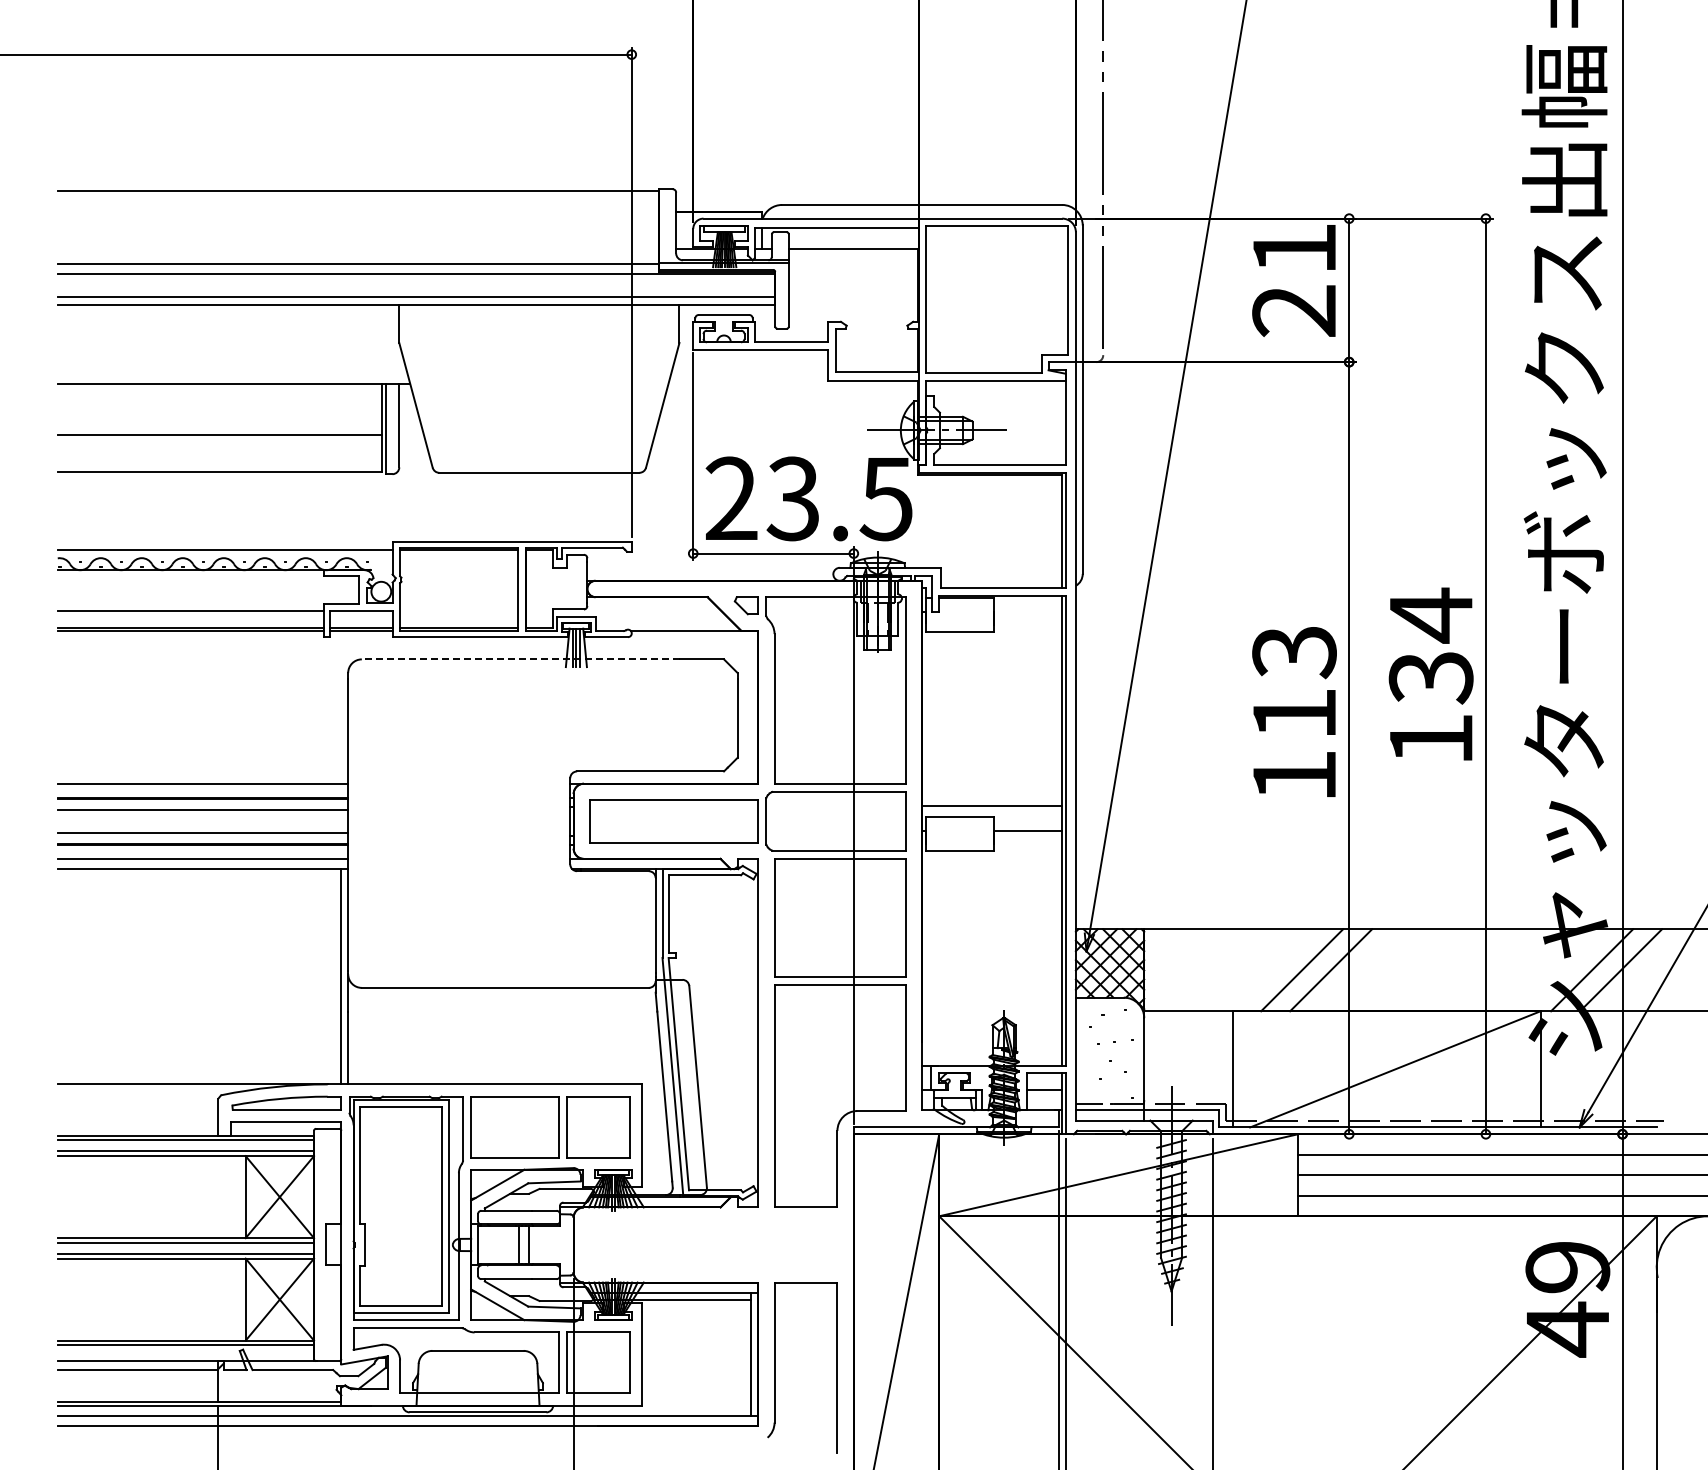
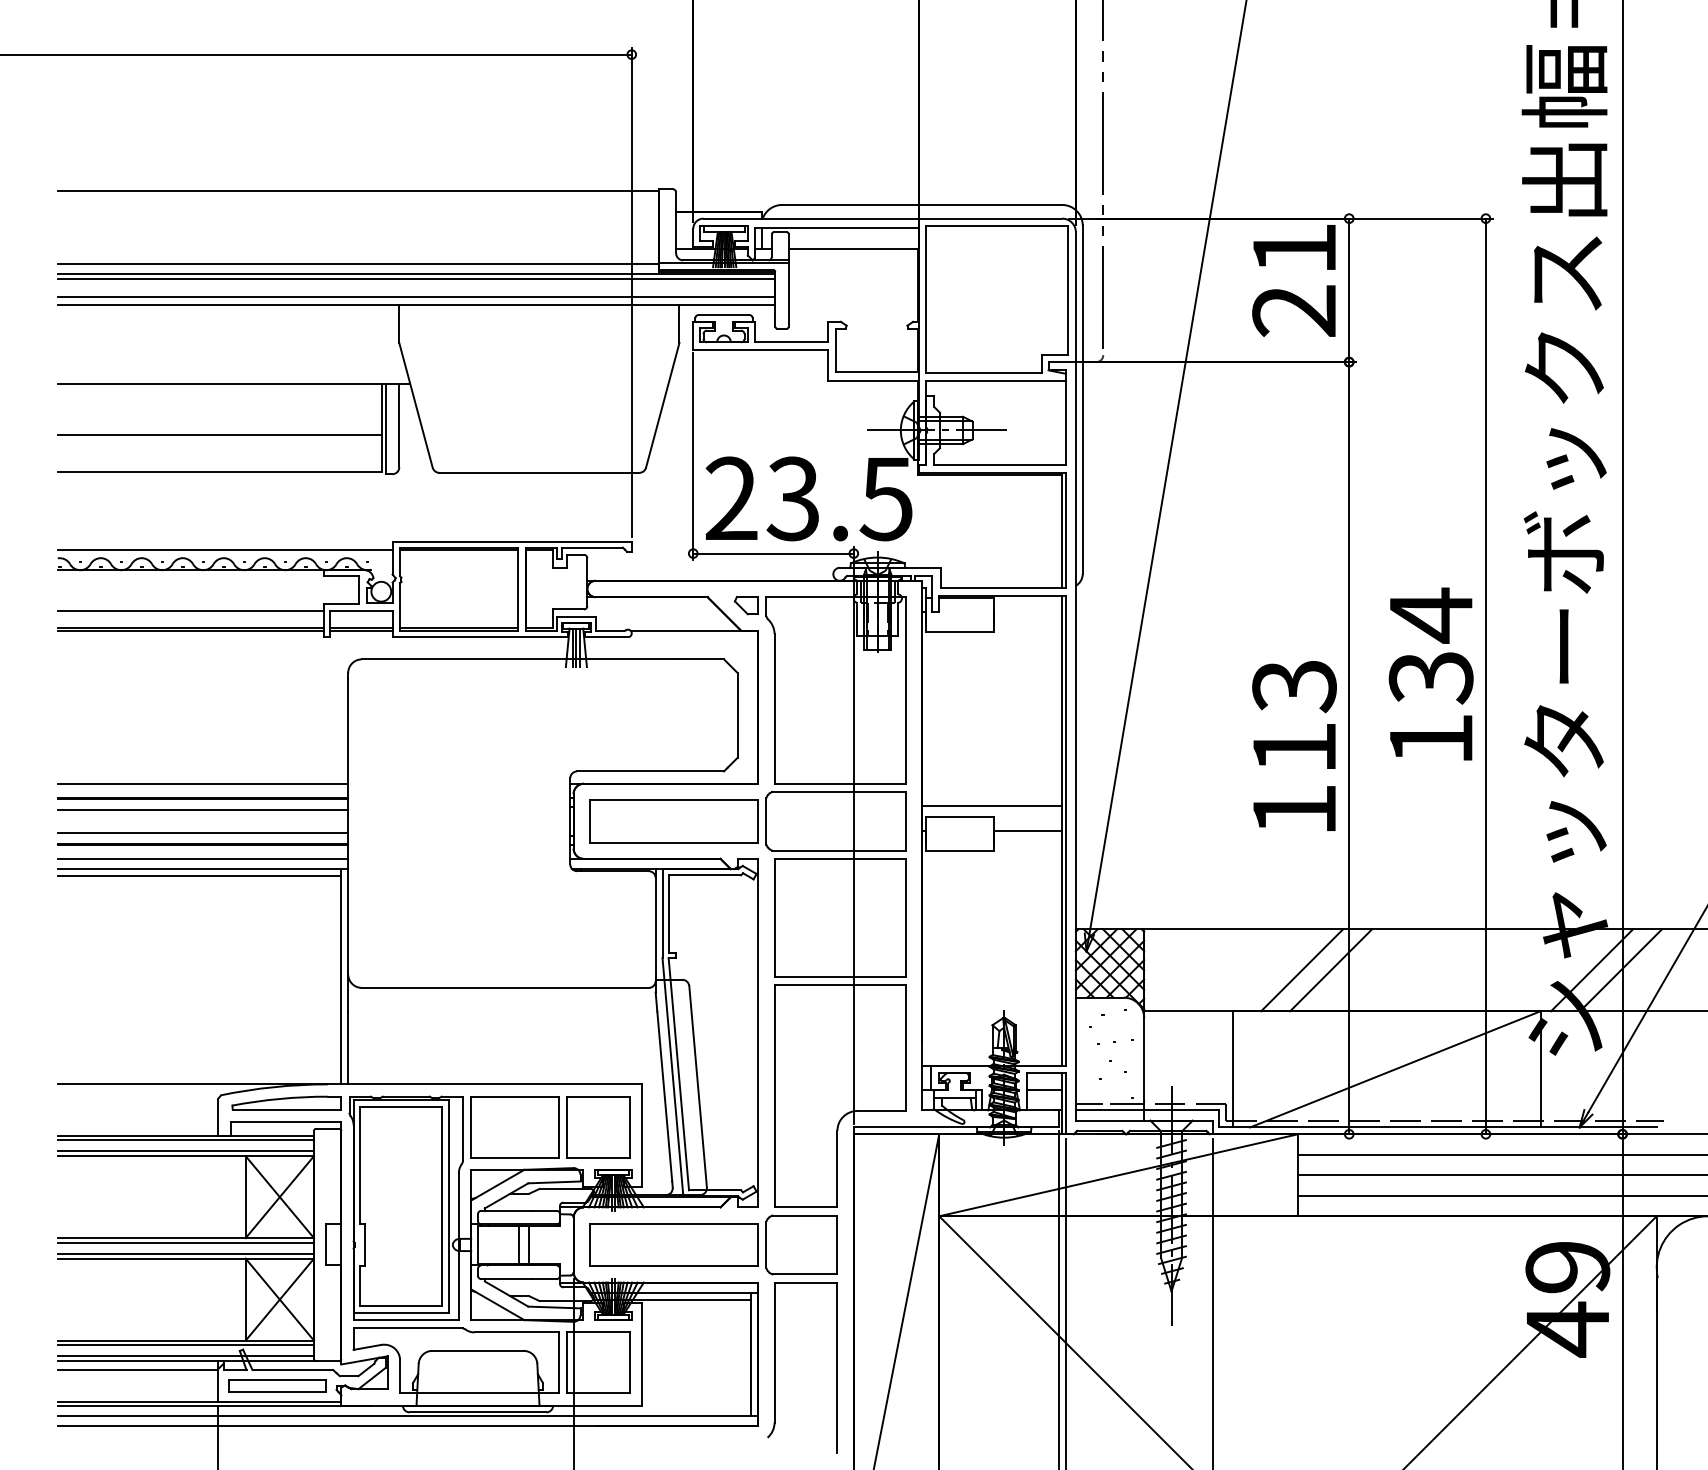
line: none -> present (416, 278)
line: dashed -> solid (520, 659)
text position: (1294, 711) -> (1294, 745) (1294, 745)
line: none -> present (199, 875)
part: none -> present (713, 1244)
line: none -> present (185, 1356)
part: none -> present (277, 1385)
